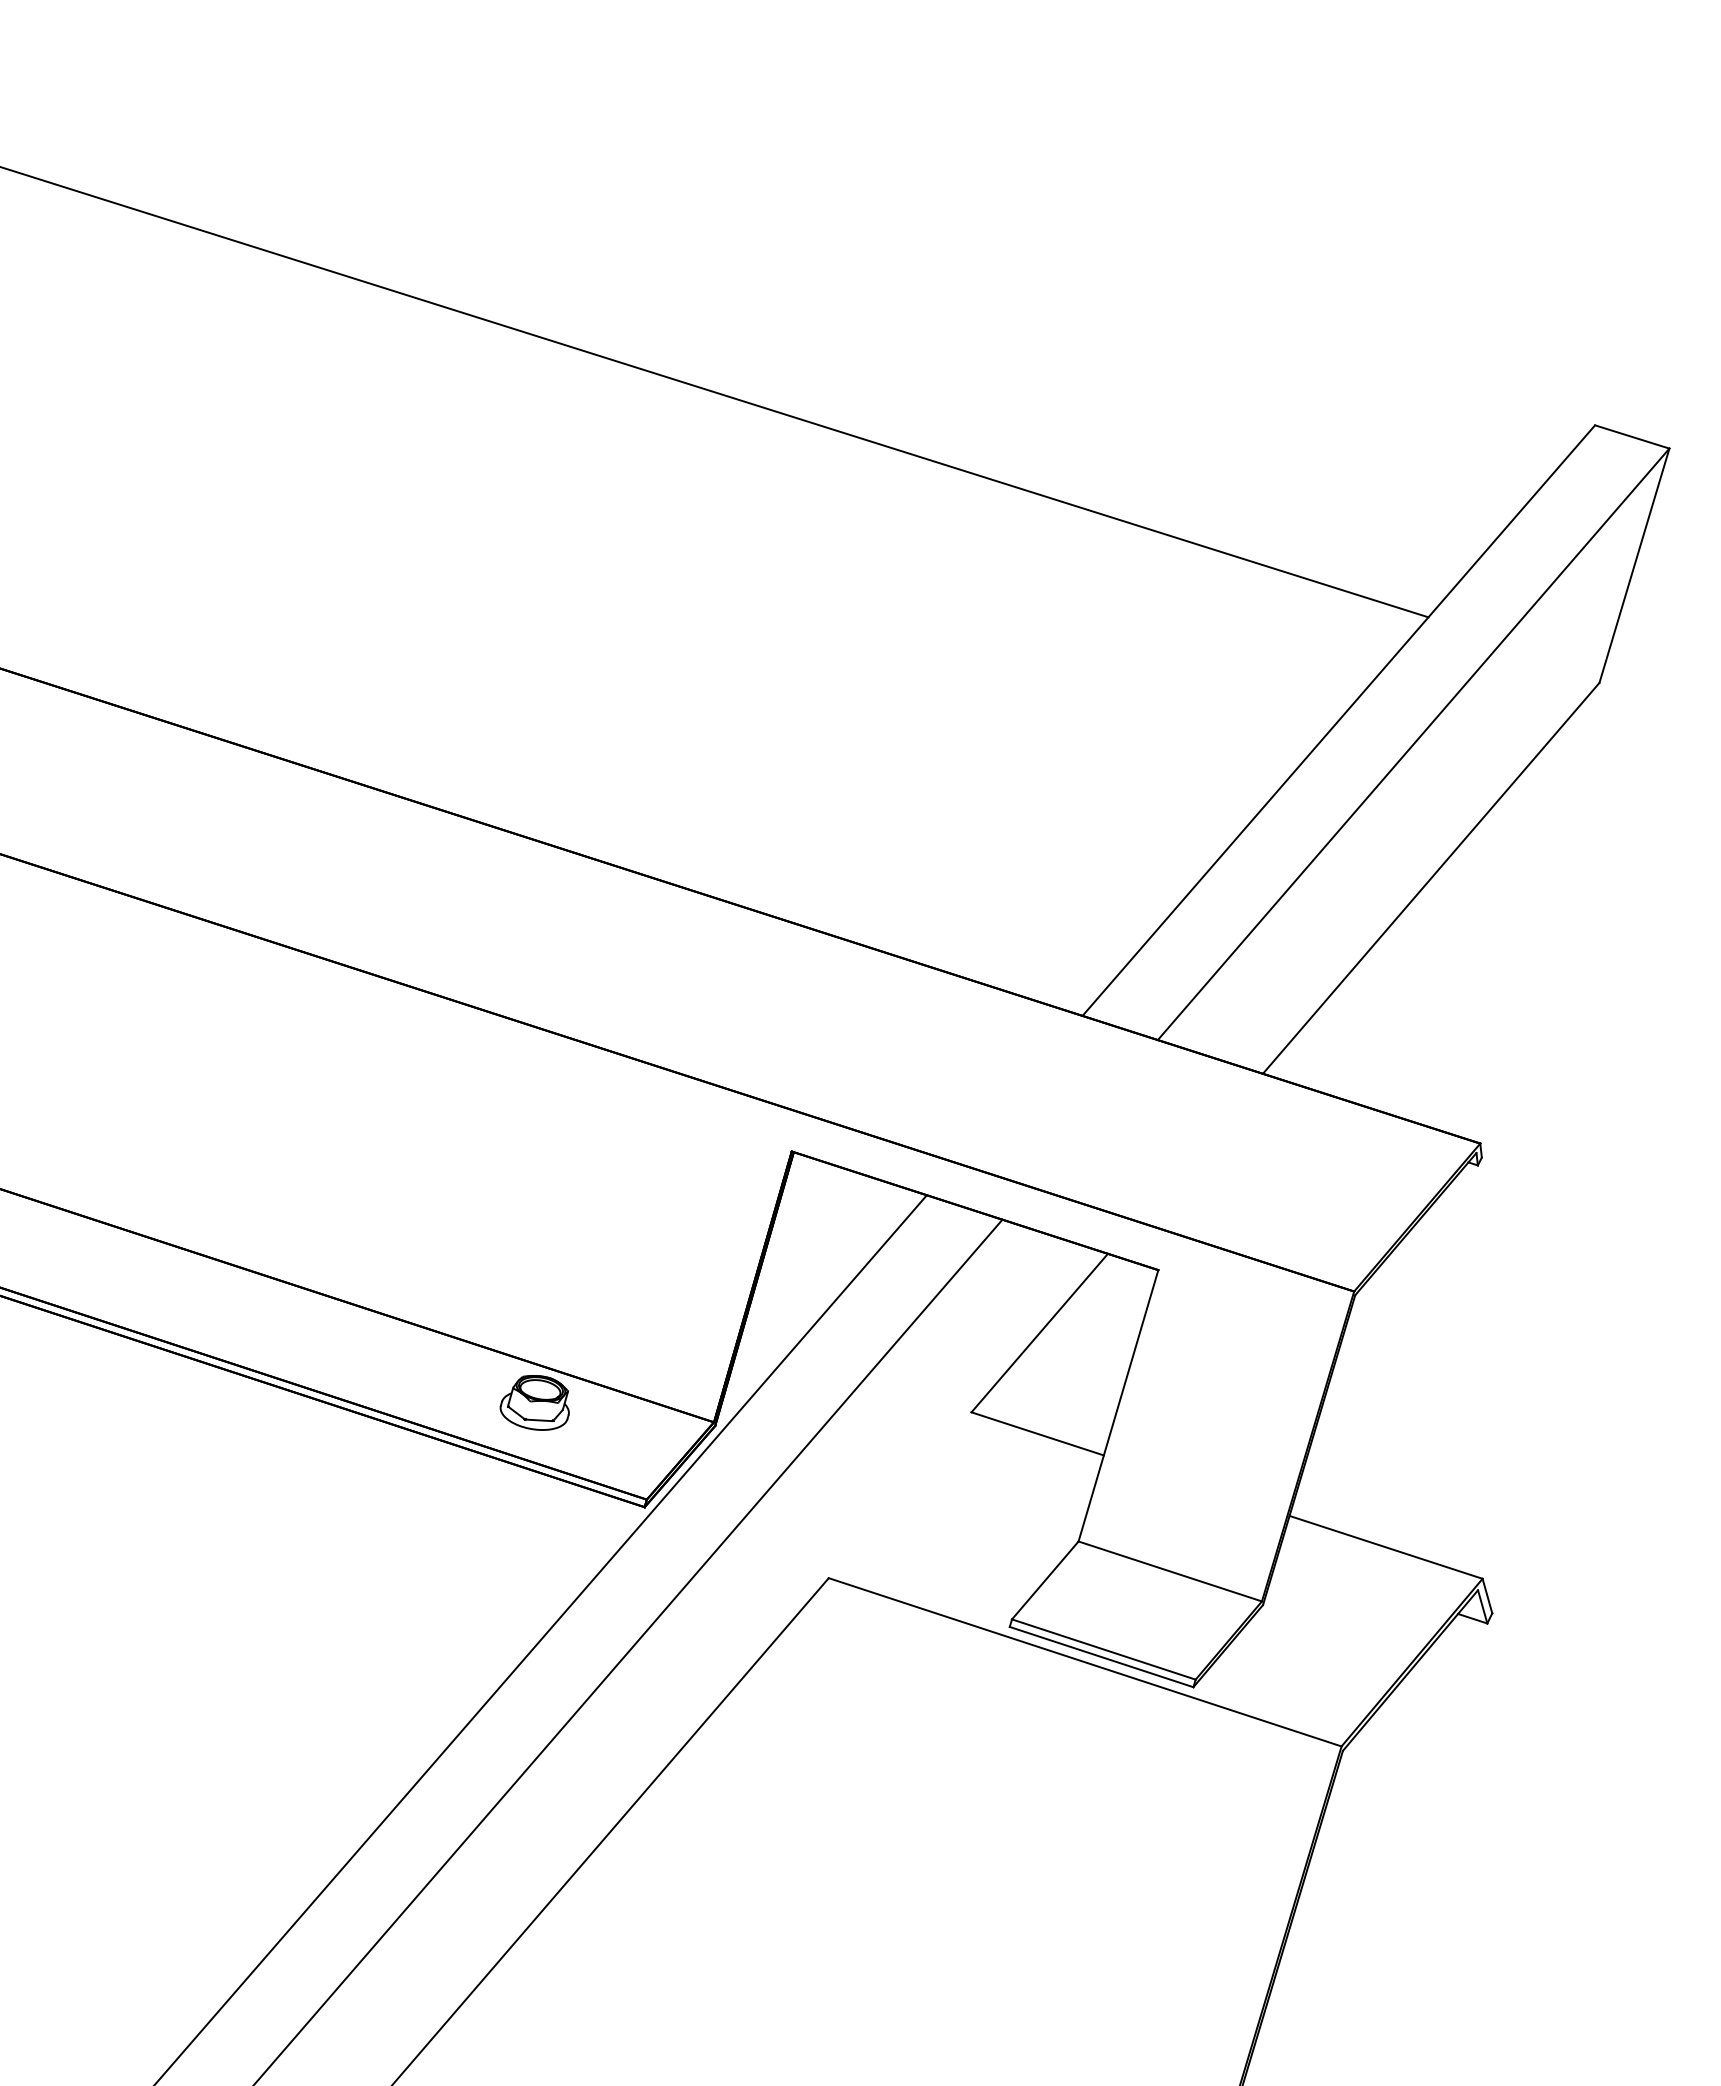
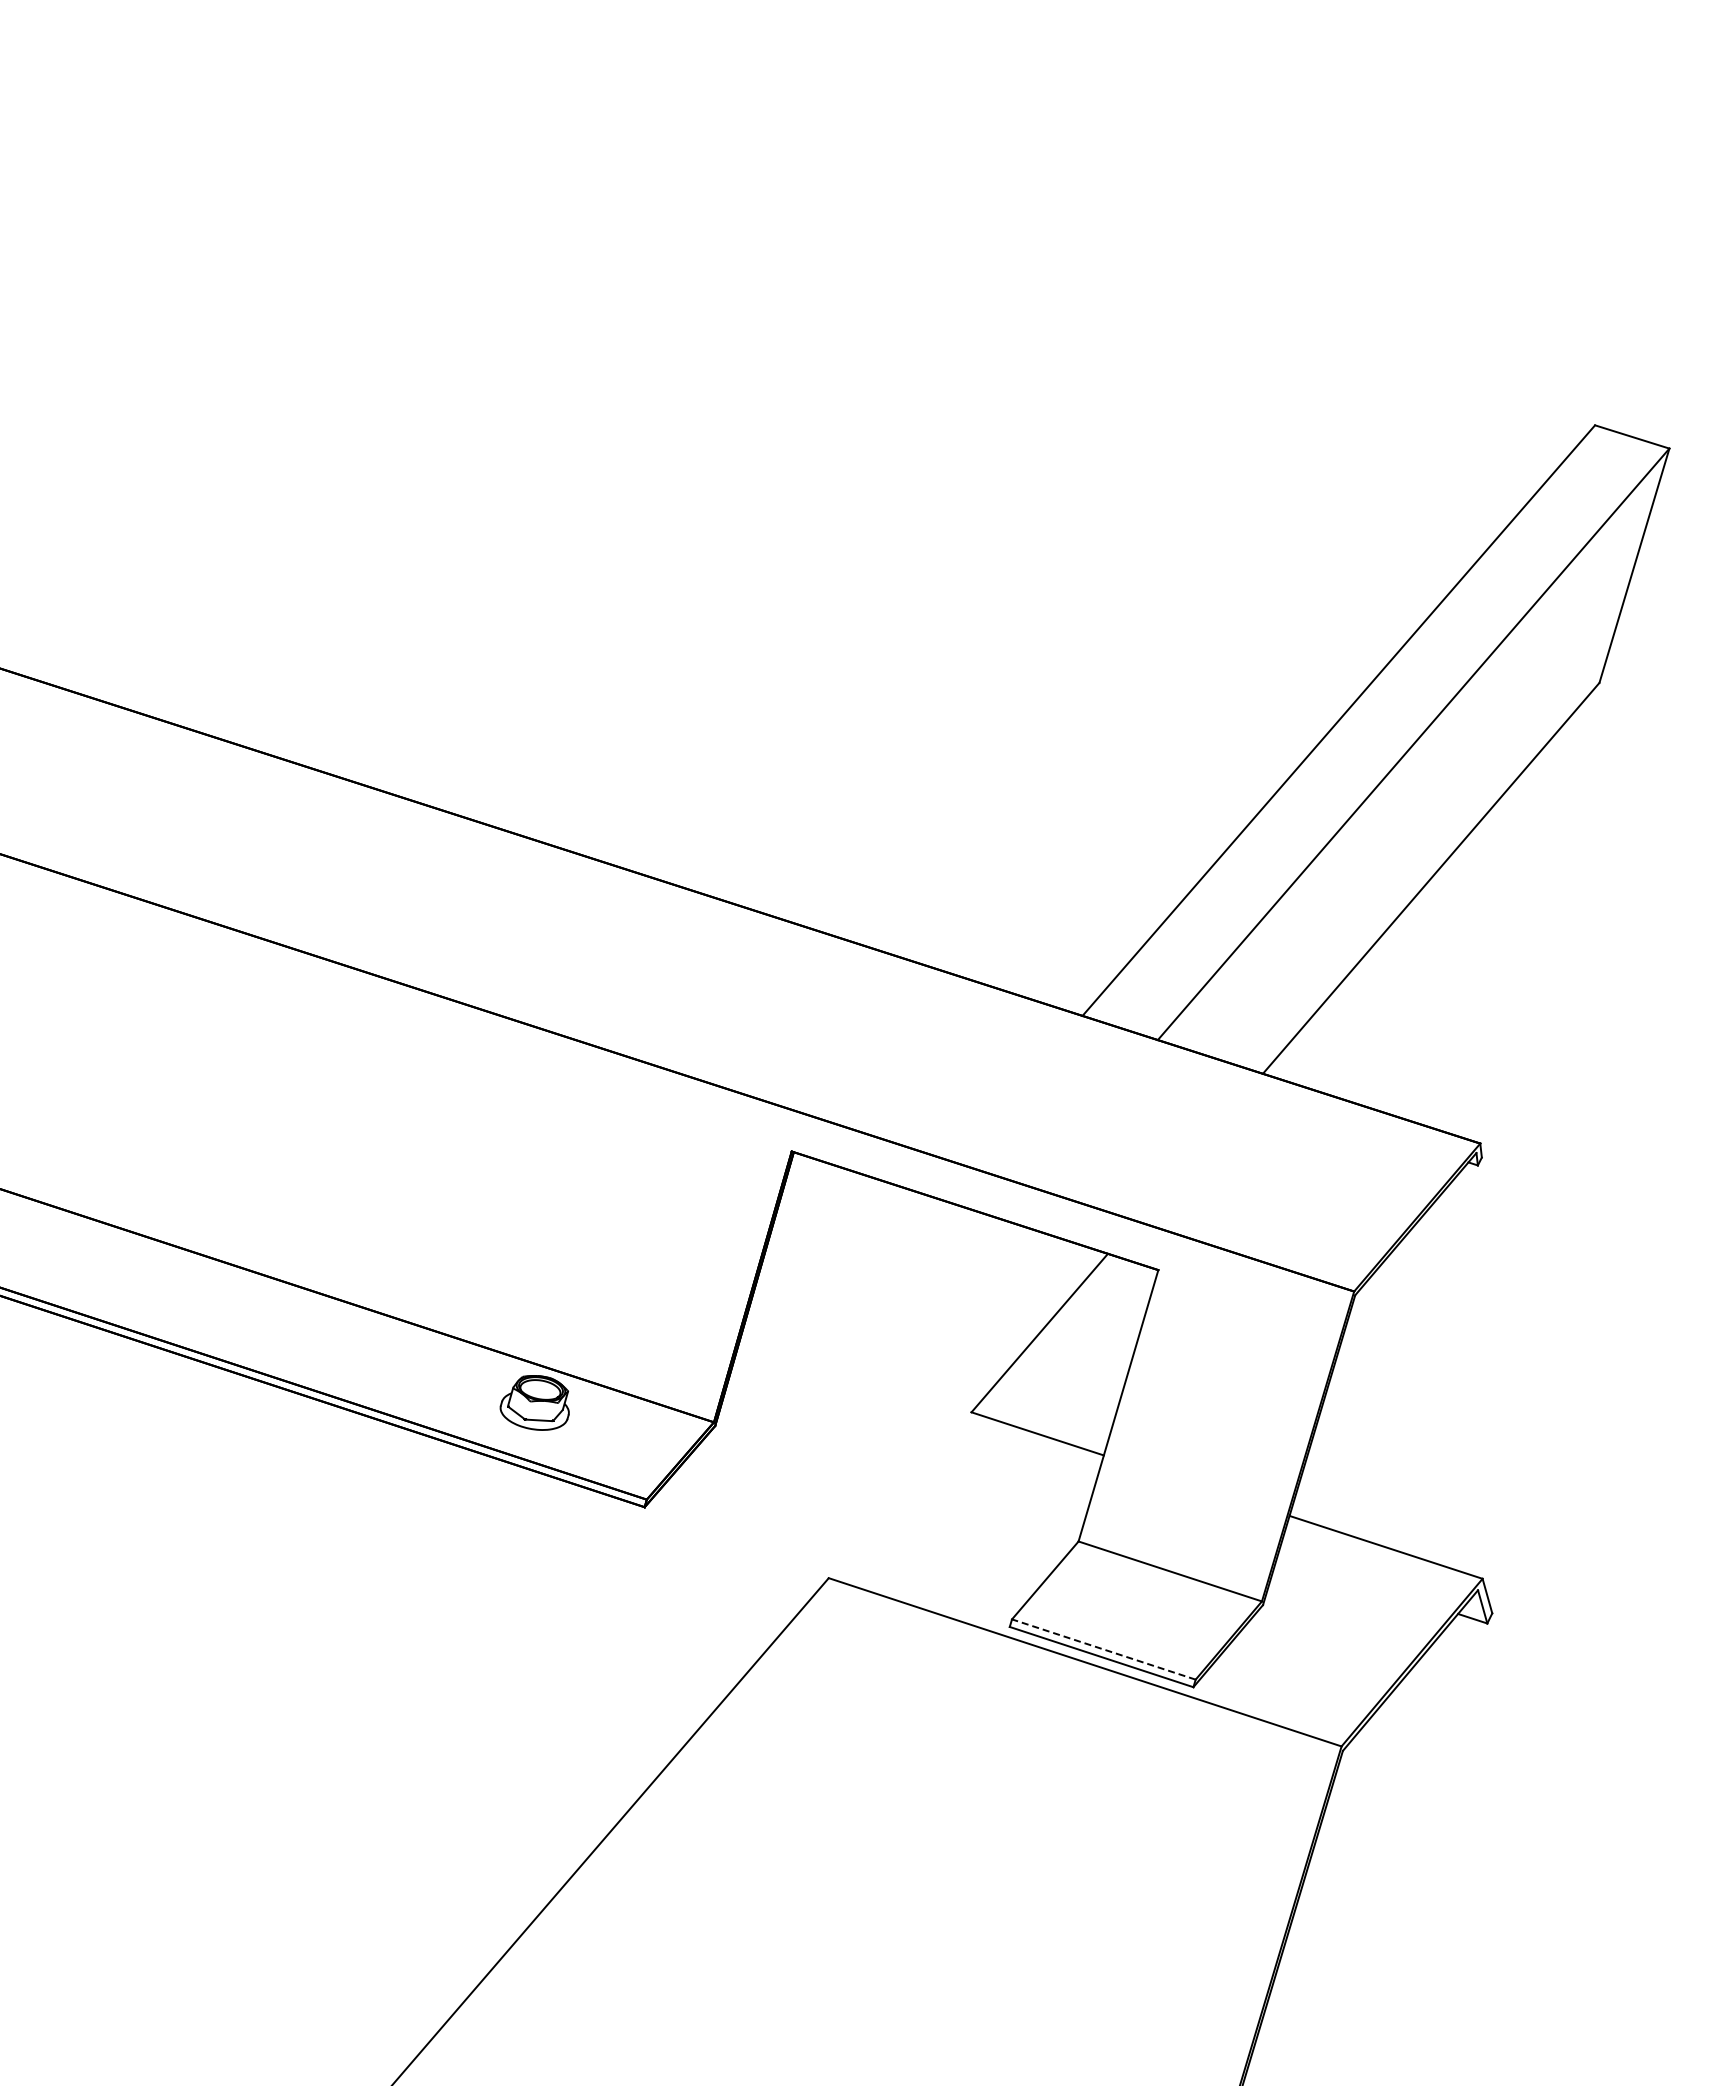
line: present -> none (715, 392)
line: present -> none (541, 1638)
line: solid -> dashed (1103, 1649)
line: present -> none (628, 1650)
